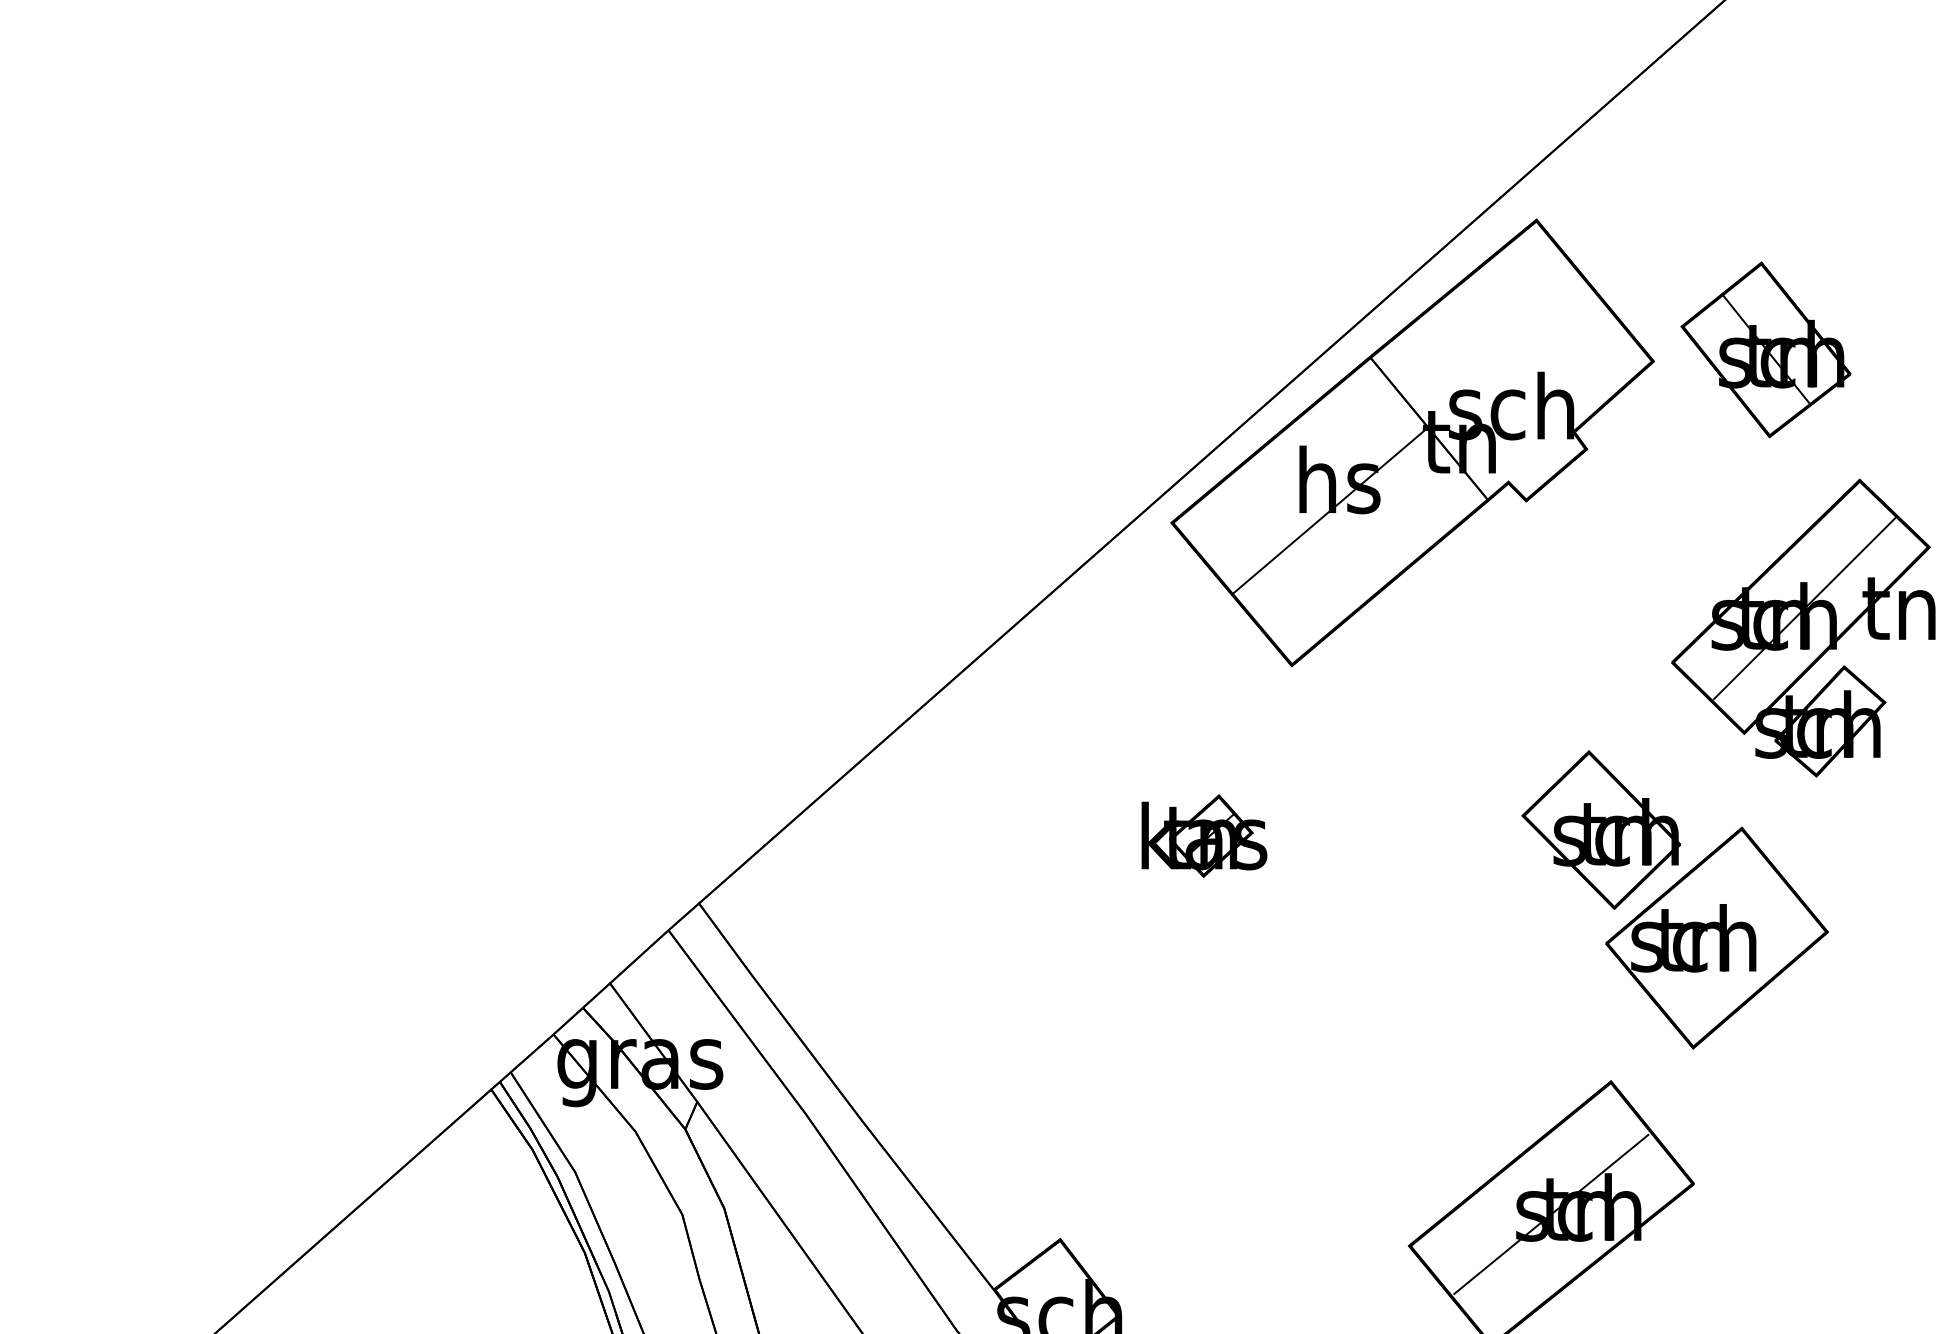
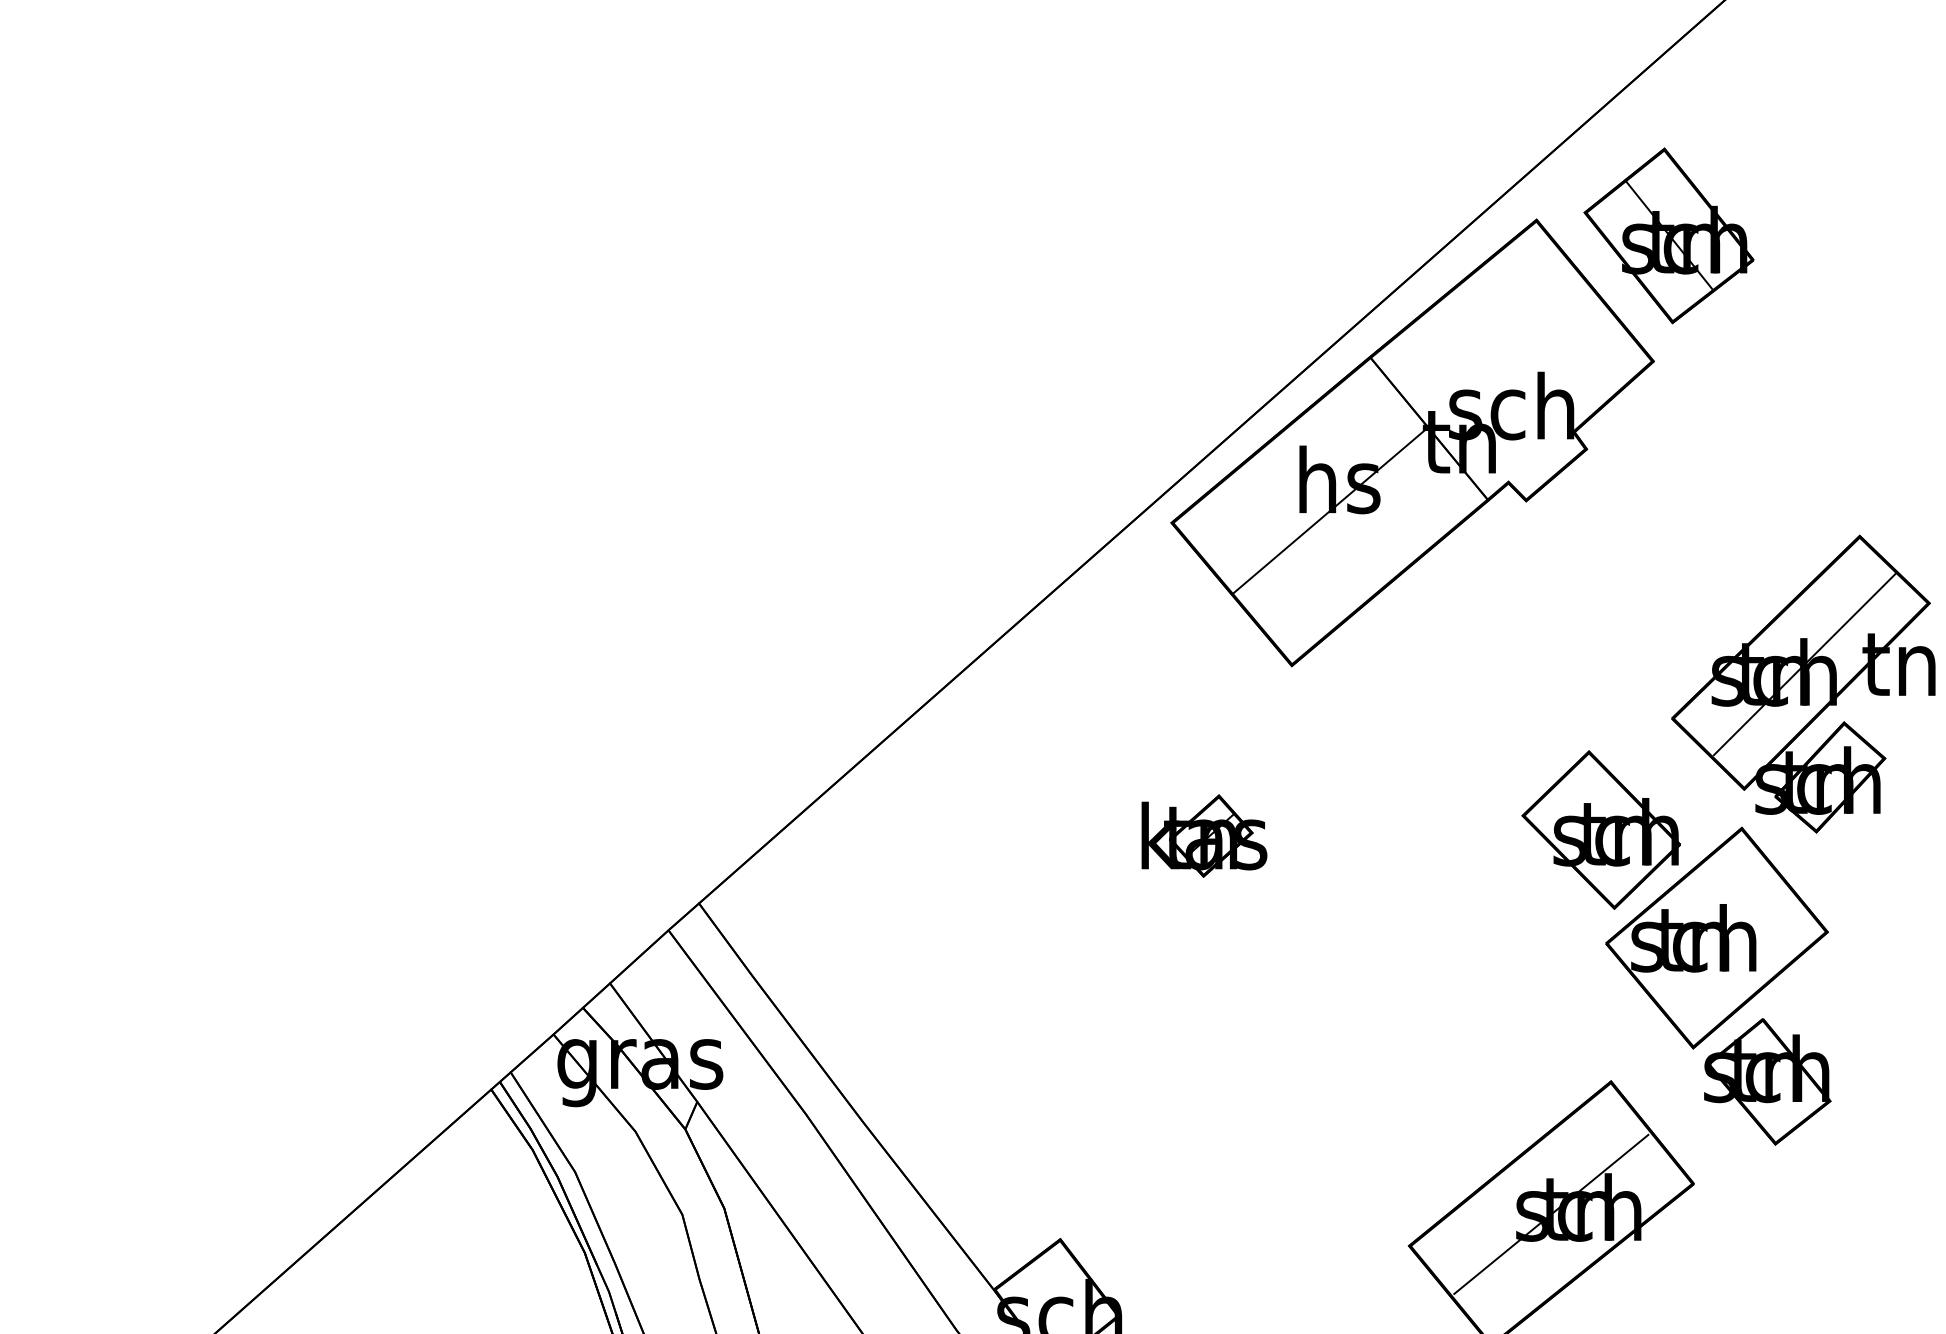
part position: (1765, 349) -> (1668, 235) (1668, 235)
part position: (1803, 627) -> (1803, 683) (1803, 683)
part: none -> present (1767, 1081)
